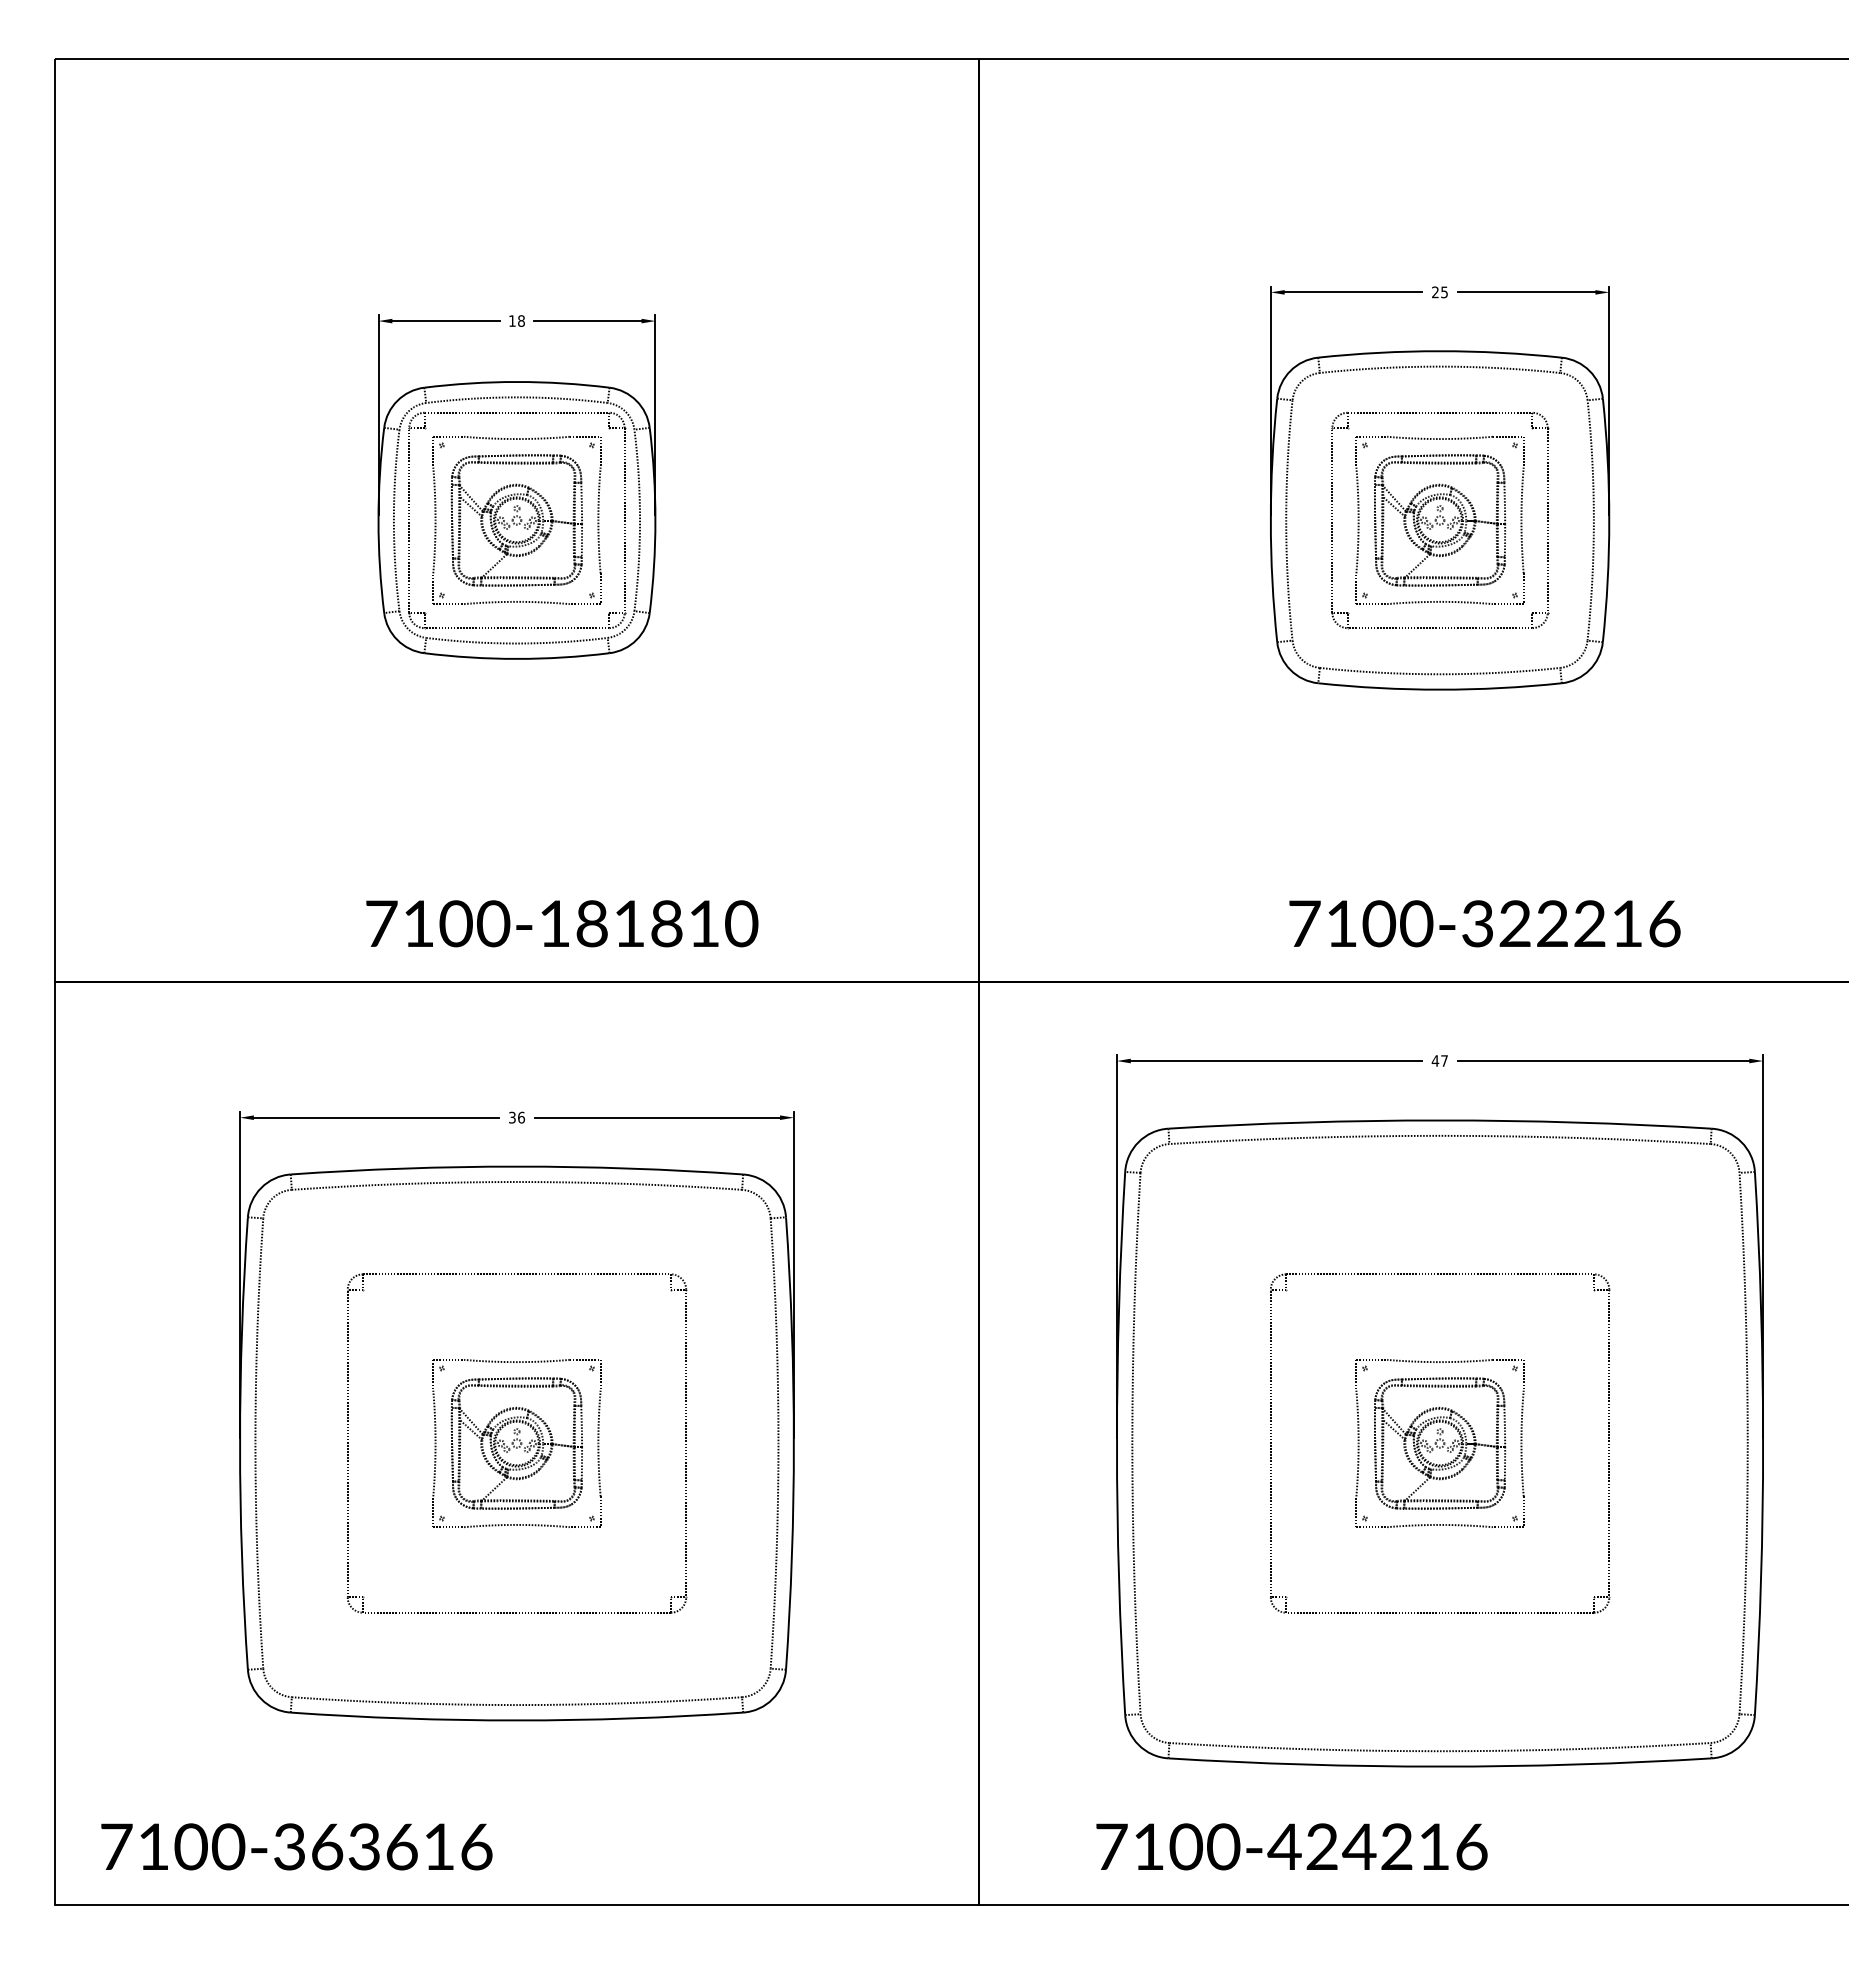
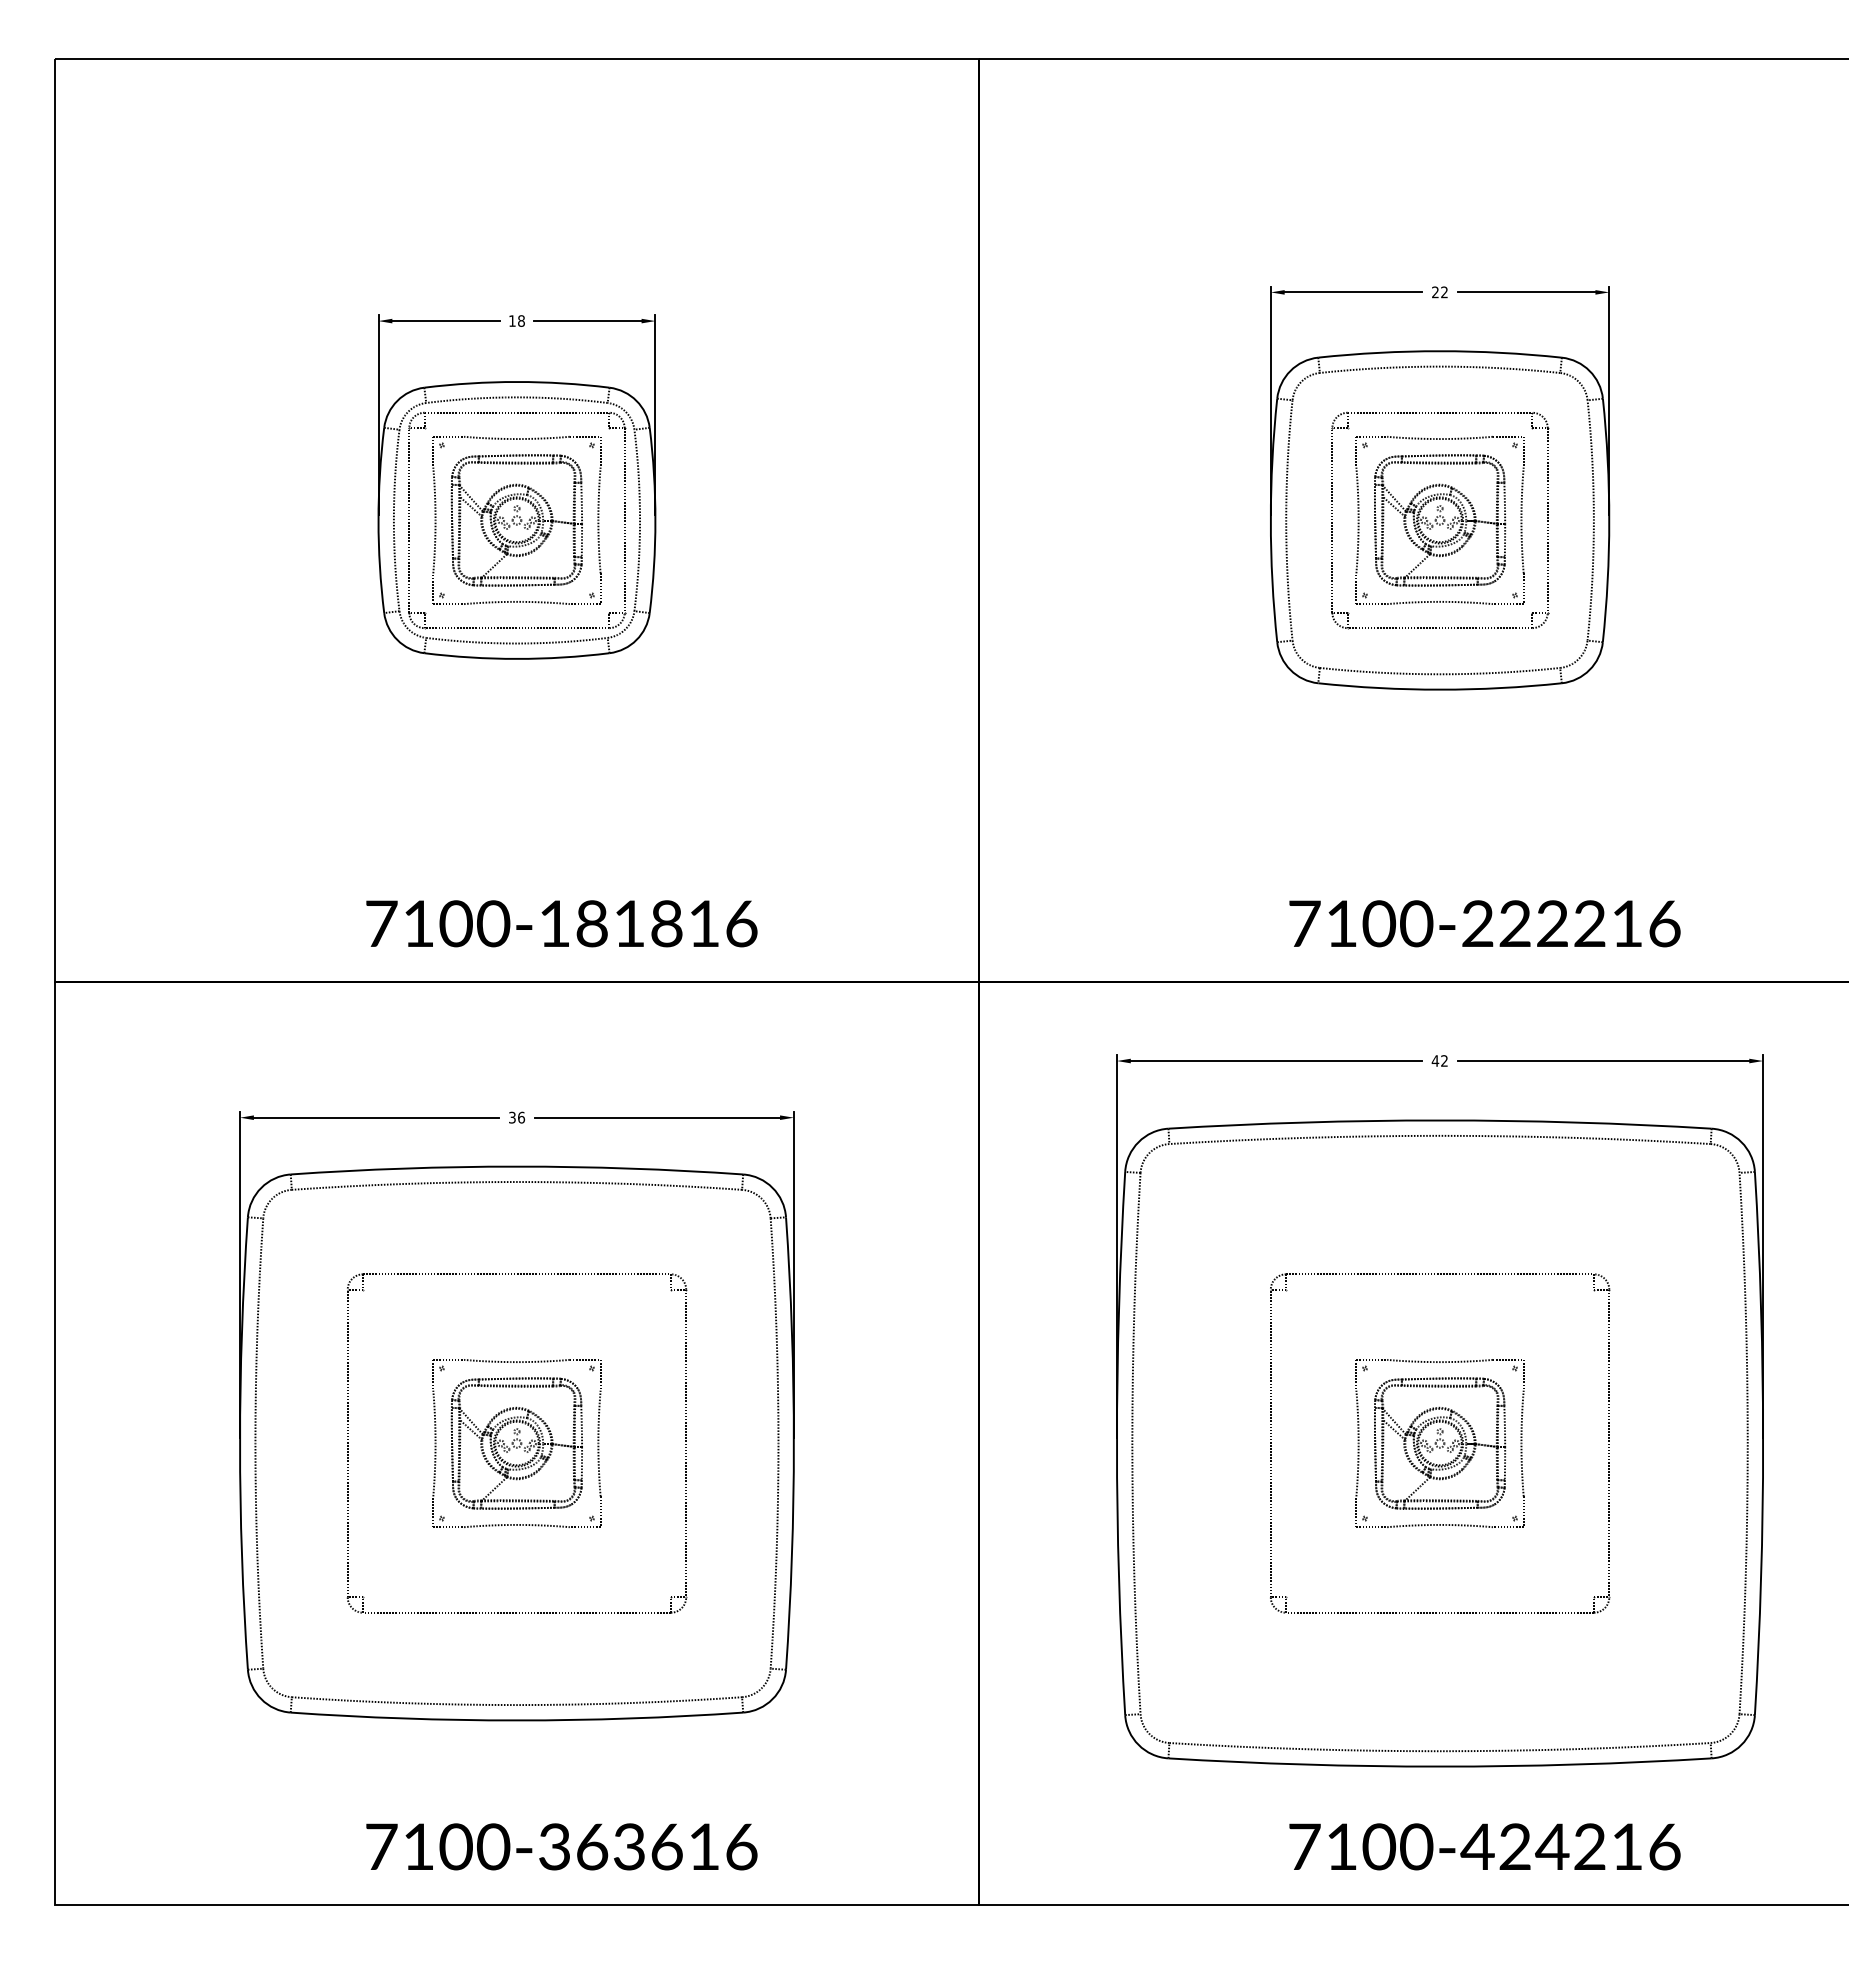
text: 25 -> 22 (1444, 292)
text: 7100-181810 -> 7100-181816 (741, 923)
text: 7100-322216 -> 7100-222216 (1477, 924)
text: 47 -> 42 (1444, 1060)
text position: (296, 1846) -> (561, 1846) (561, 1846)
text position: (1291, 1846) -> (1484, 1846) (1484, 1846)
